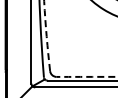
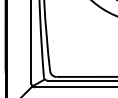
arc: dashed -> solid (46, 36)
arc: dashed -> solid (87, 76)
